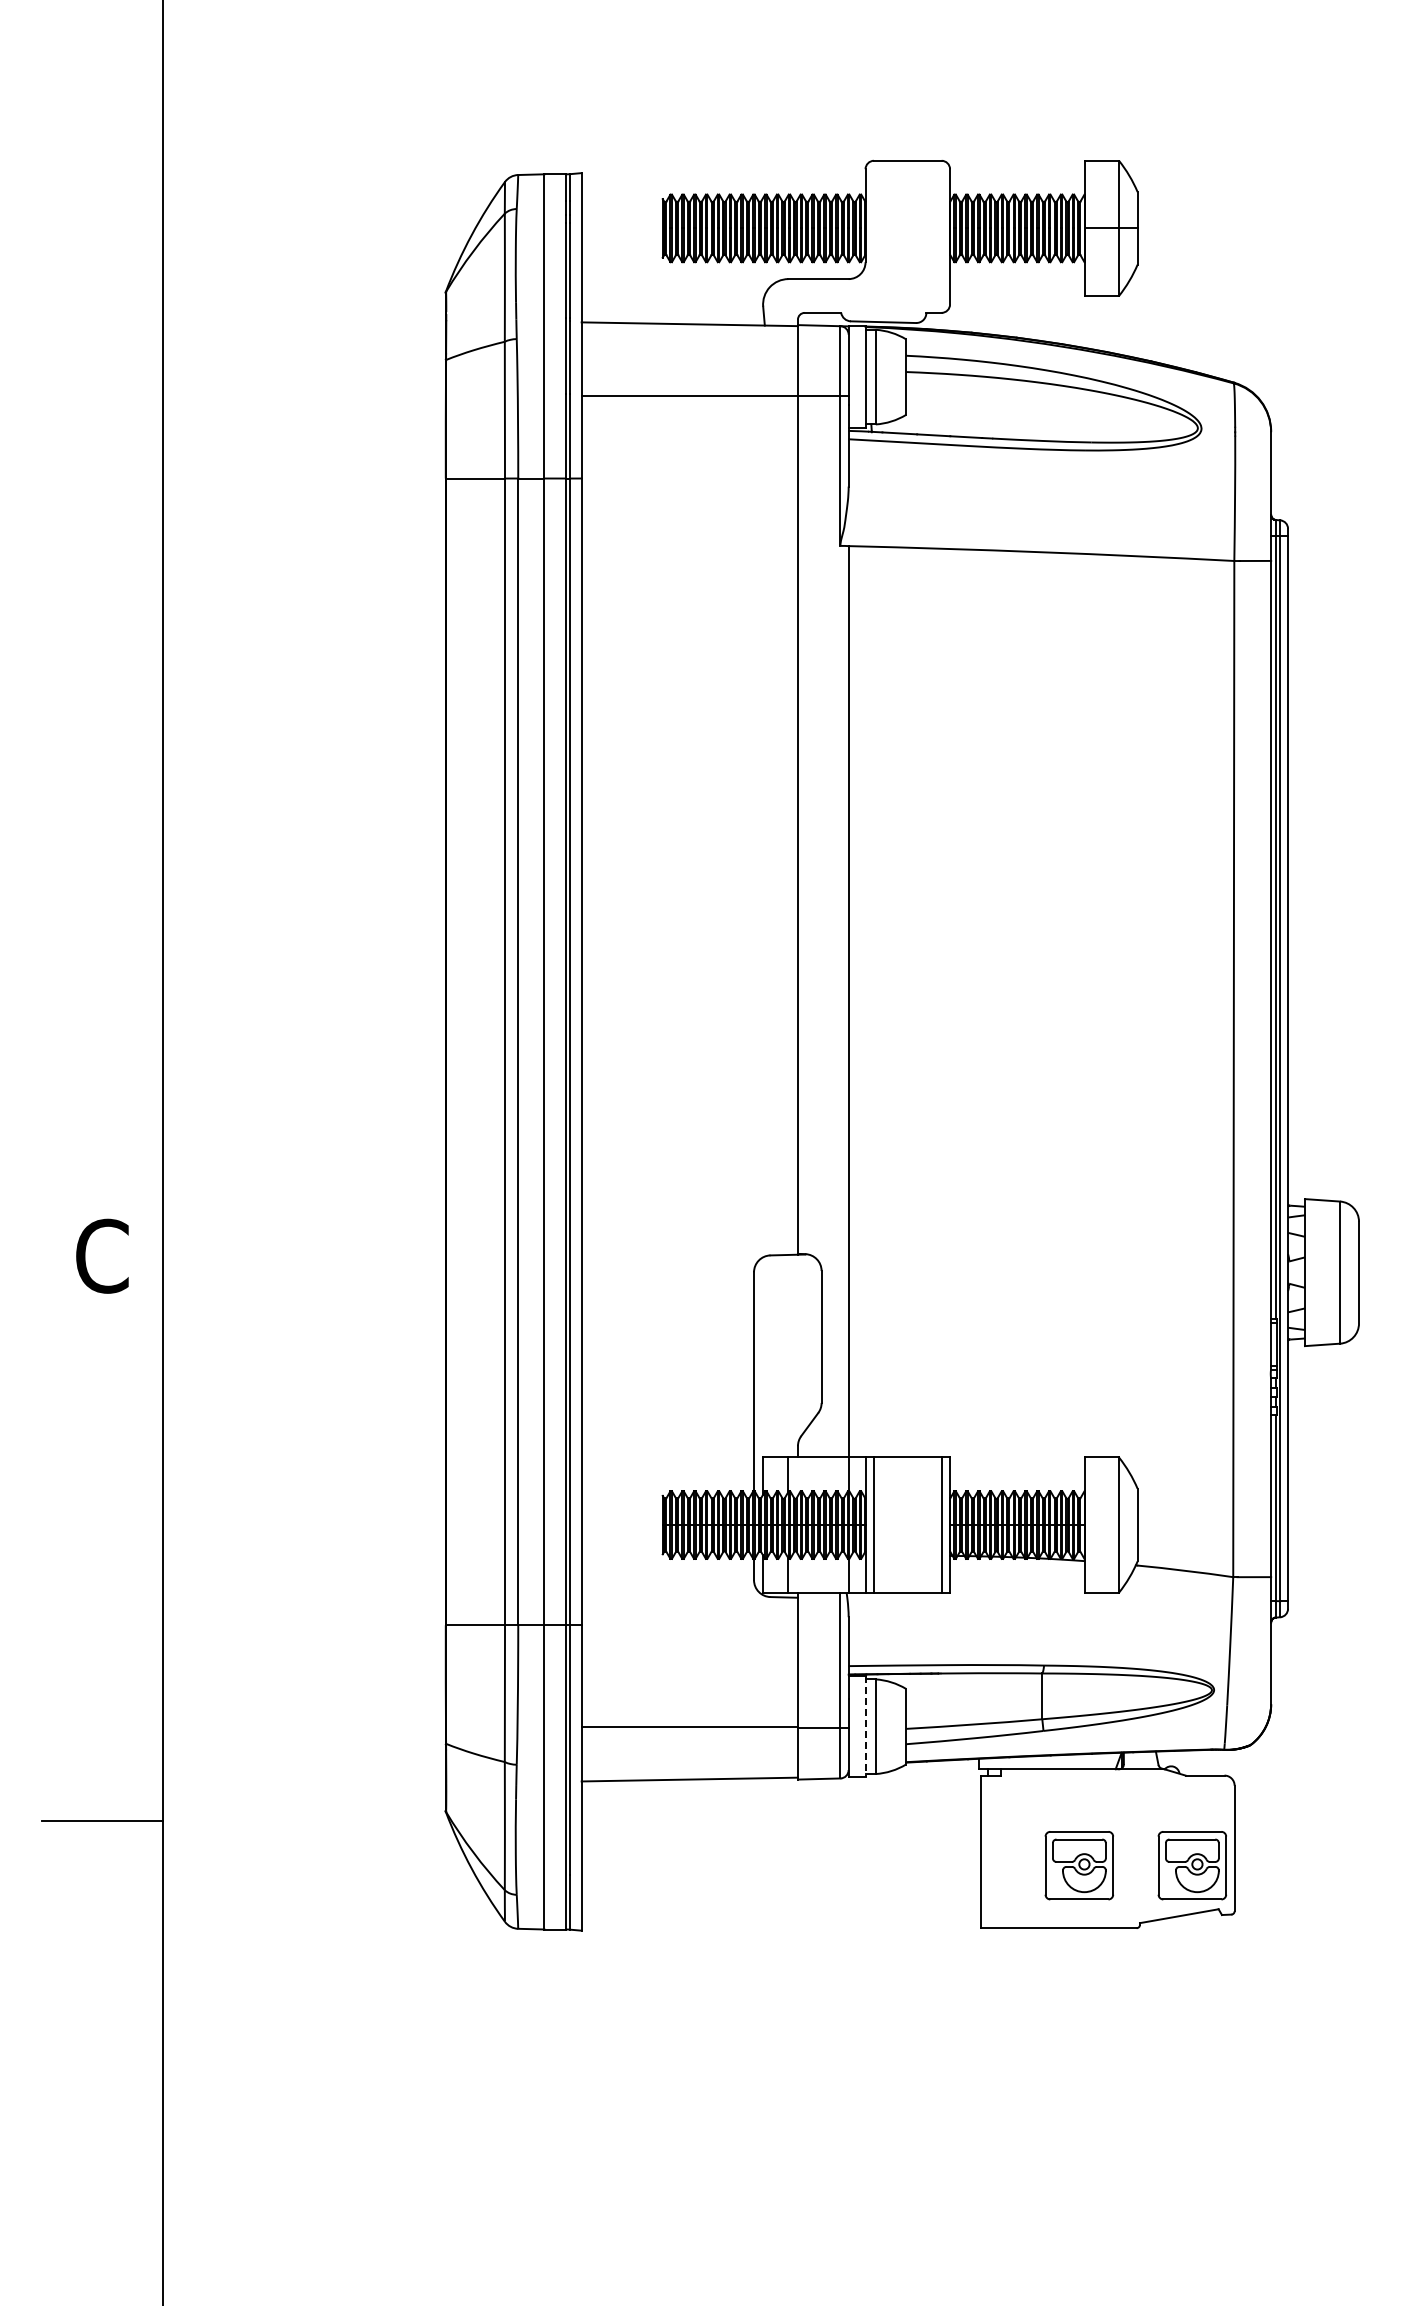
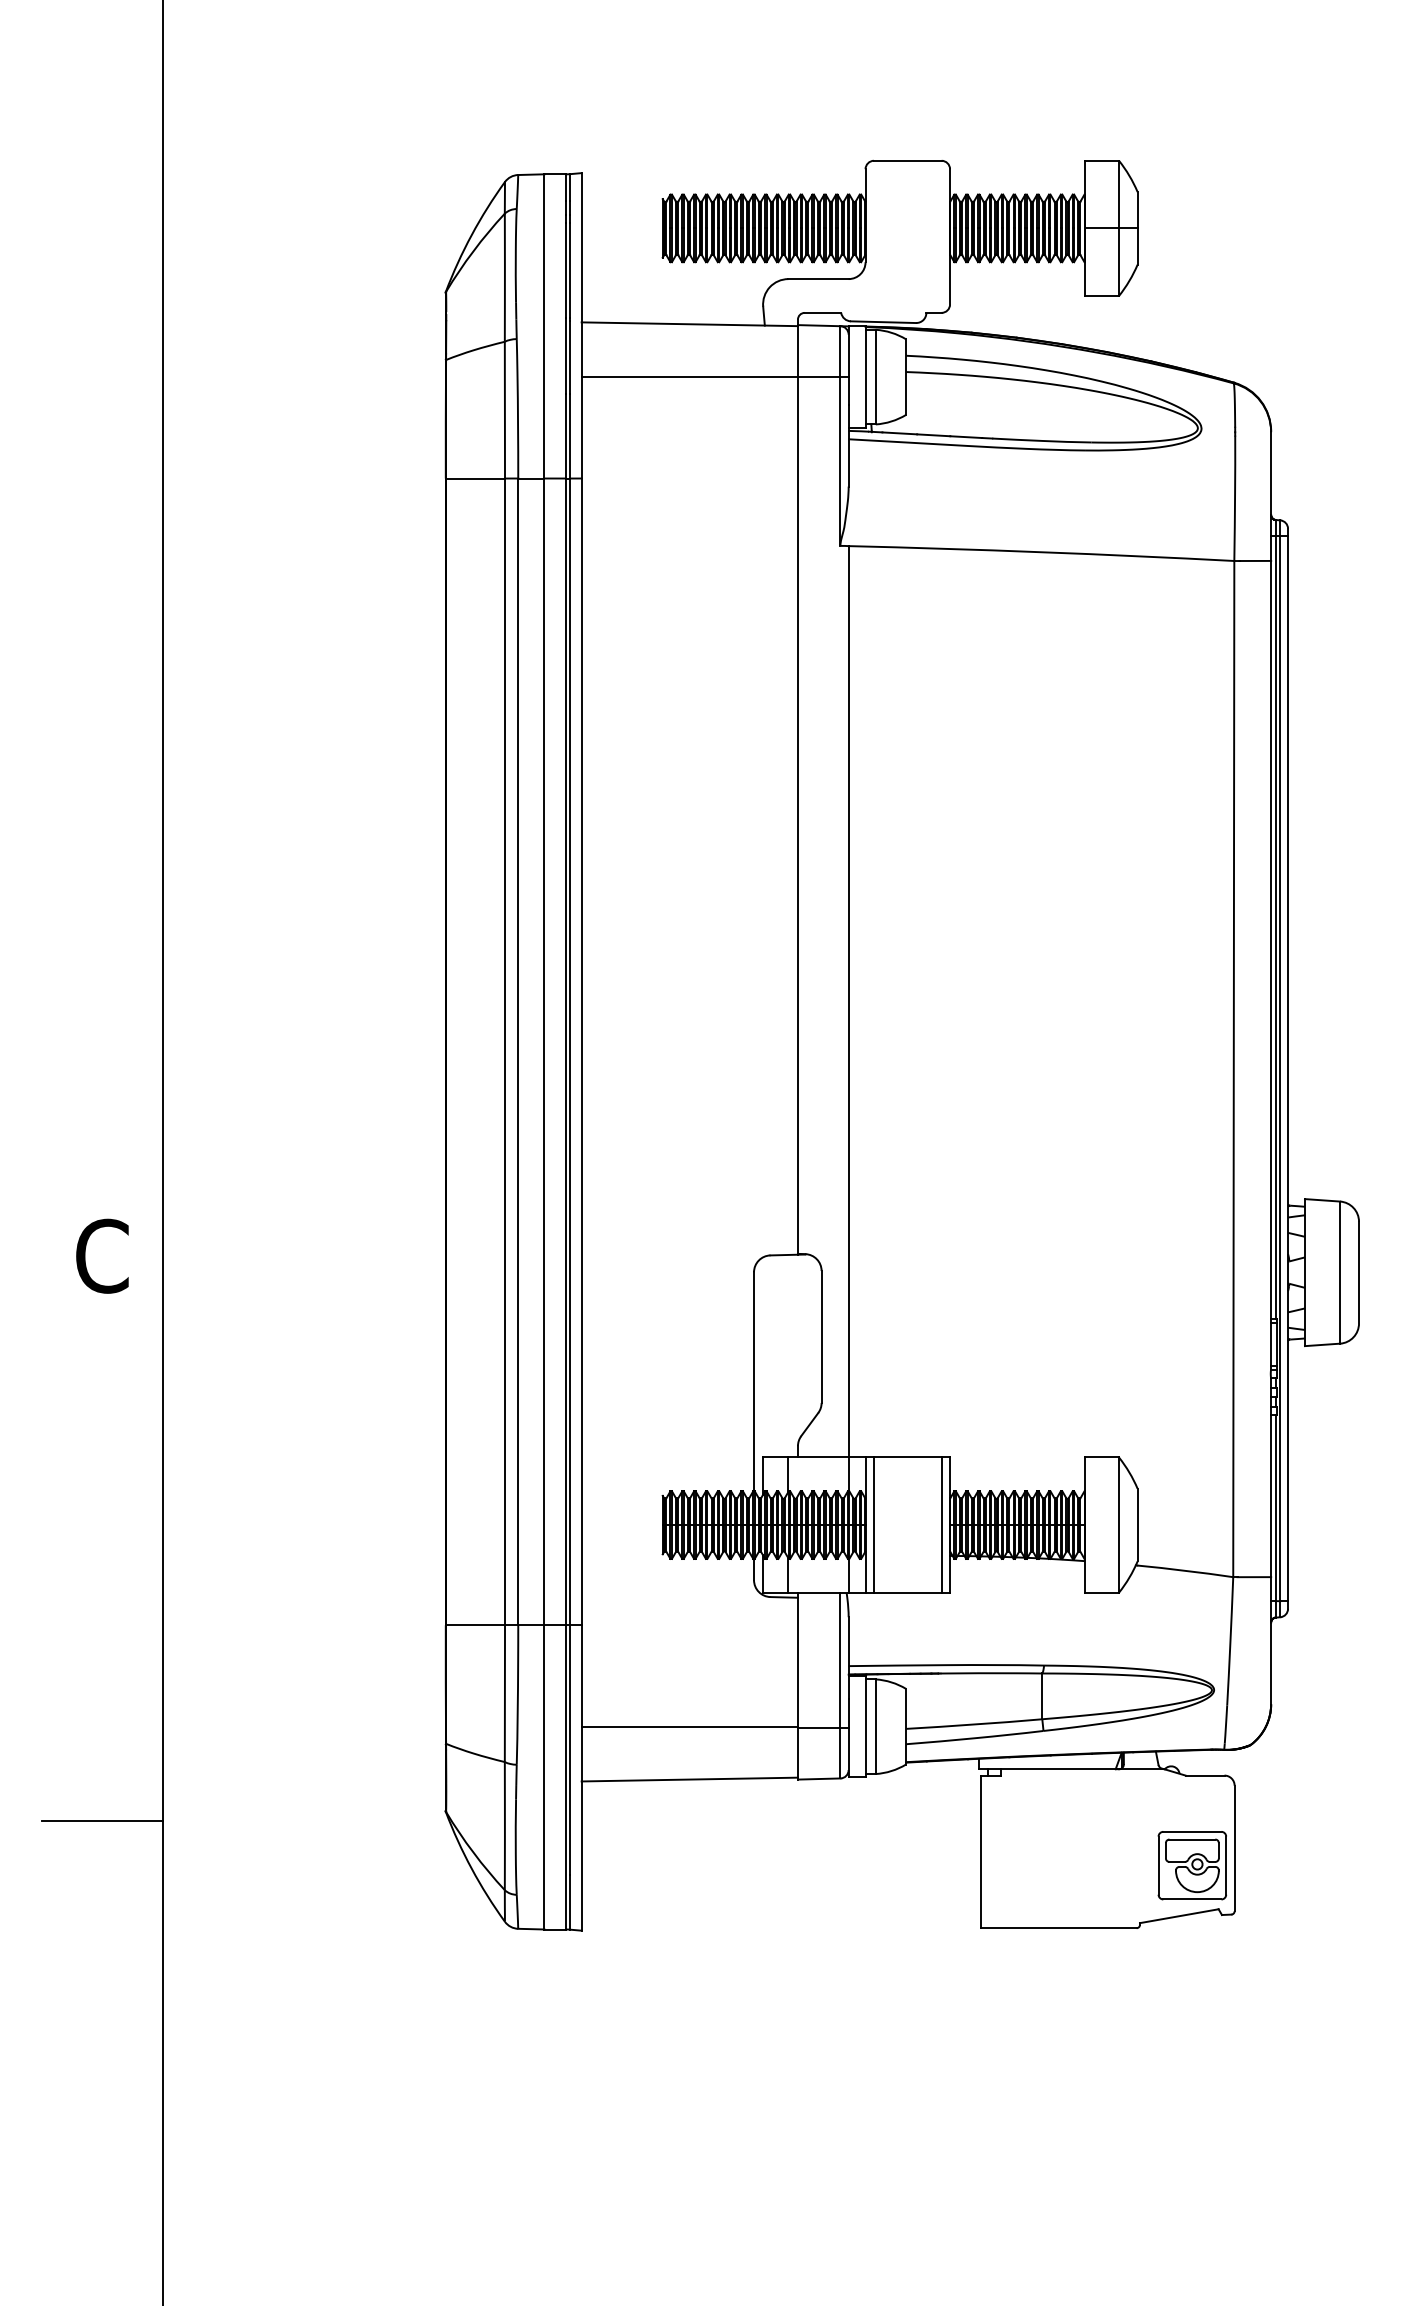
line position: (714, 396) -> (714, 377) (714, 377)
line: dashed -> solid (865, 1726)
part: present -> none (1078, 1865)
